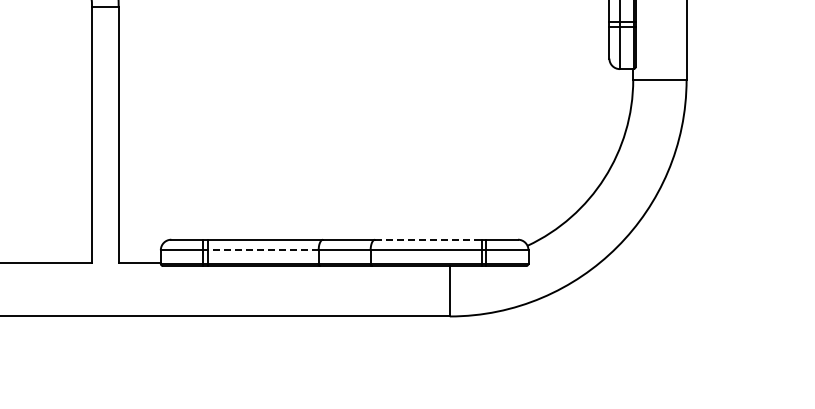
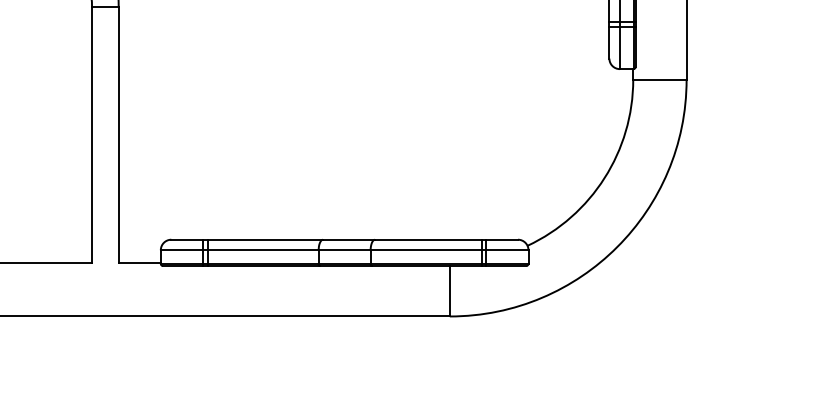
line: dashed -> solid (428, 239)
line: dashed -> solid (263, 250)
